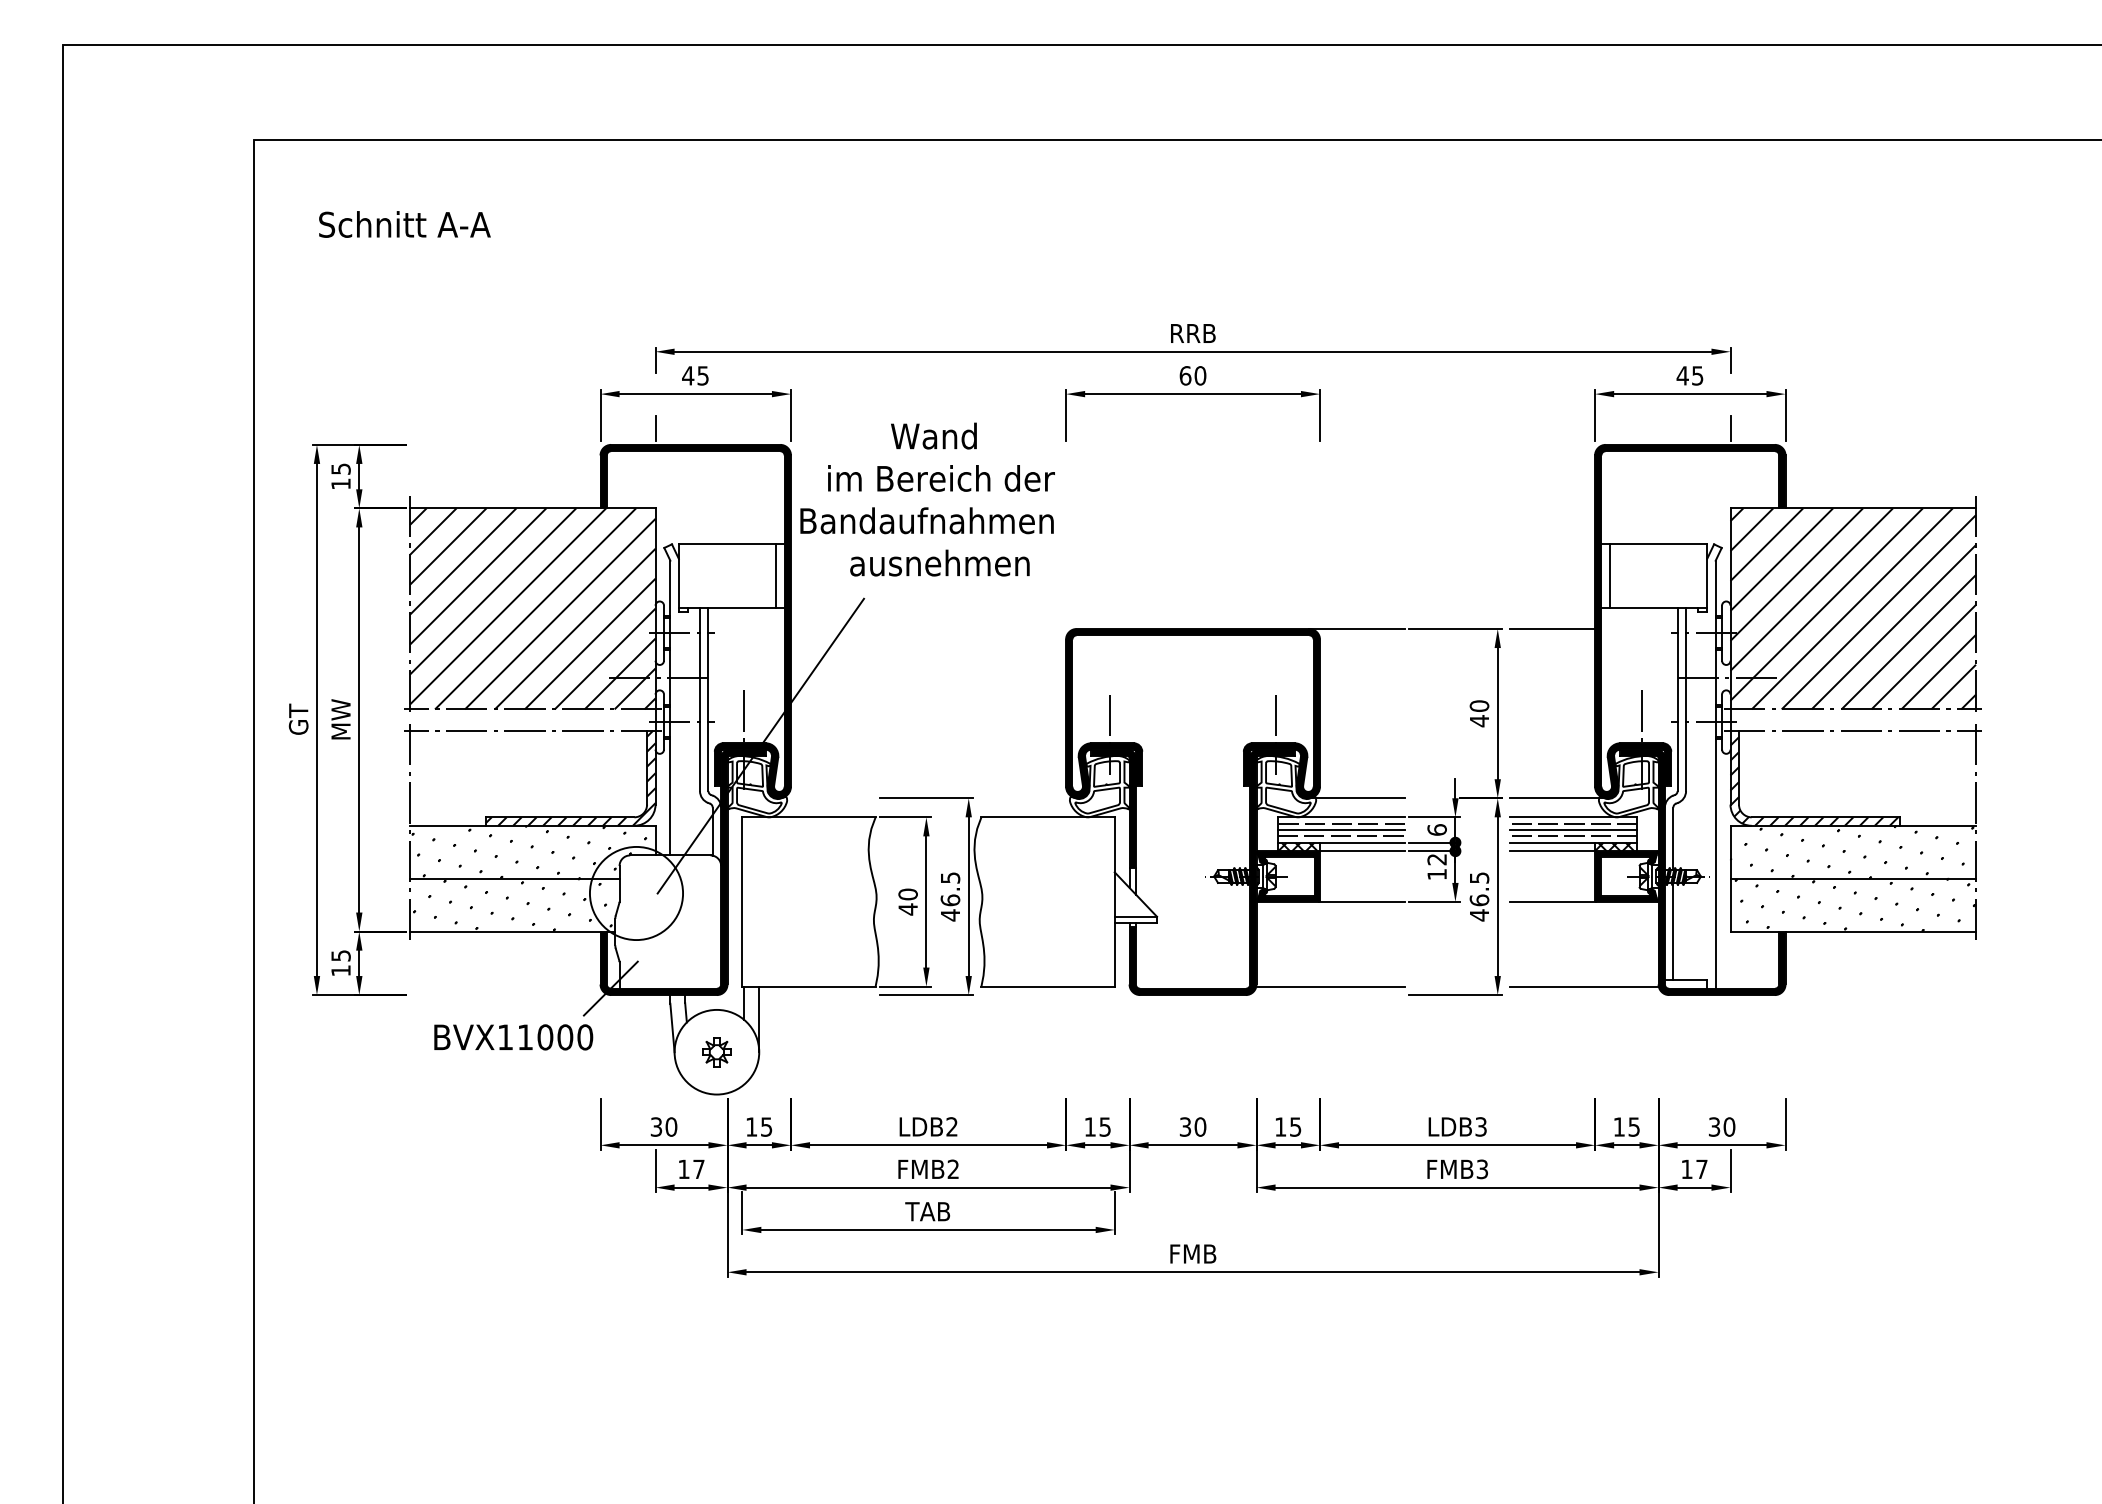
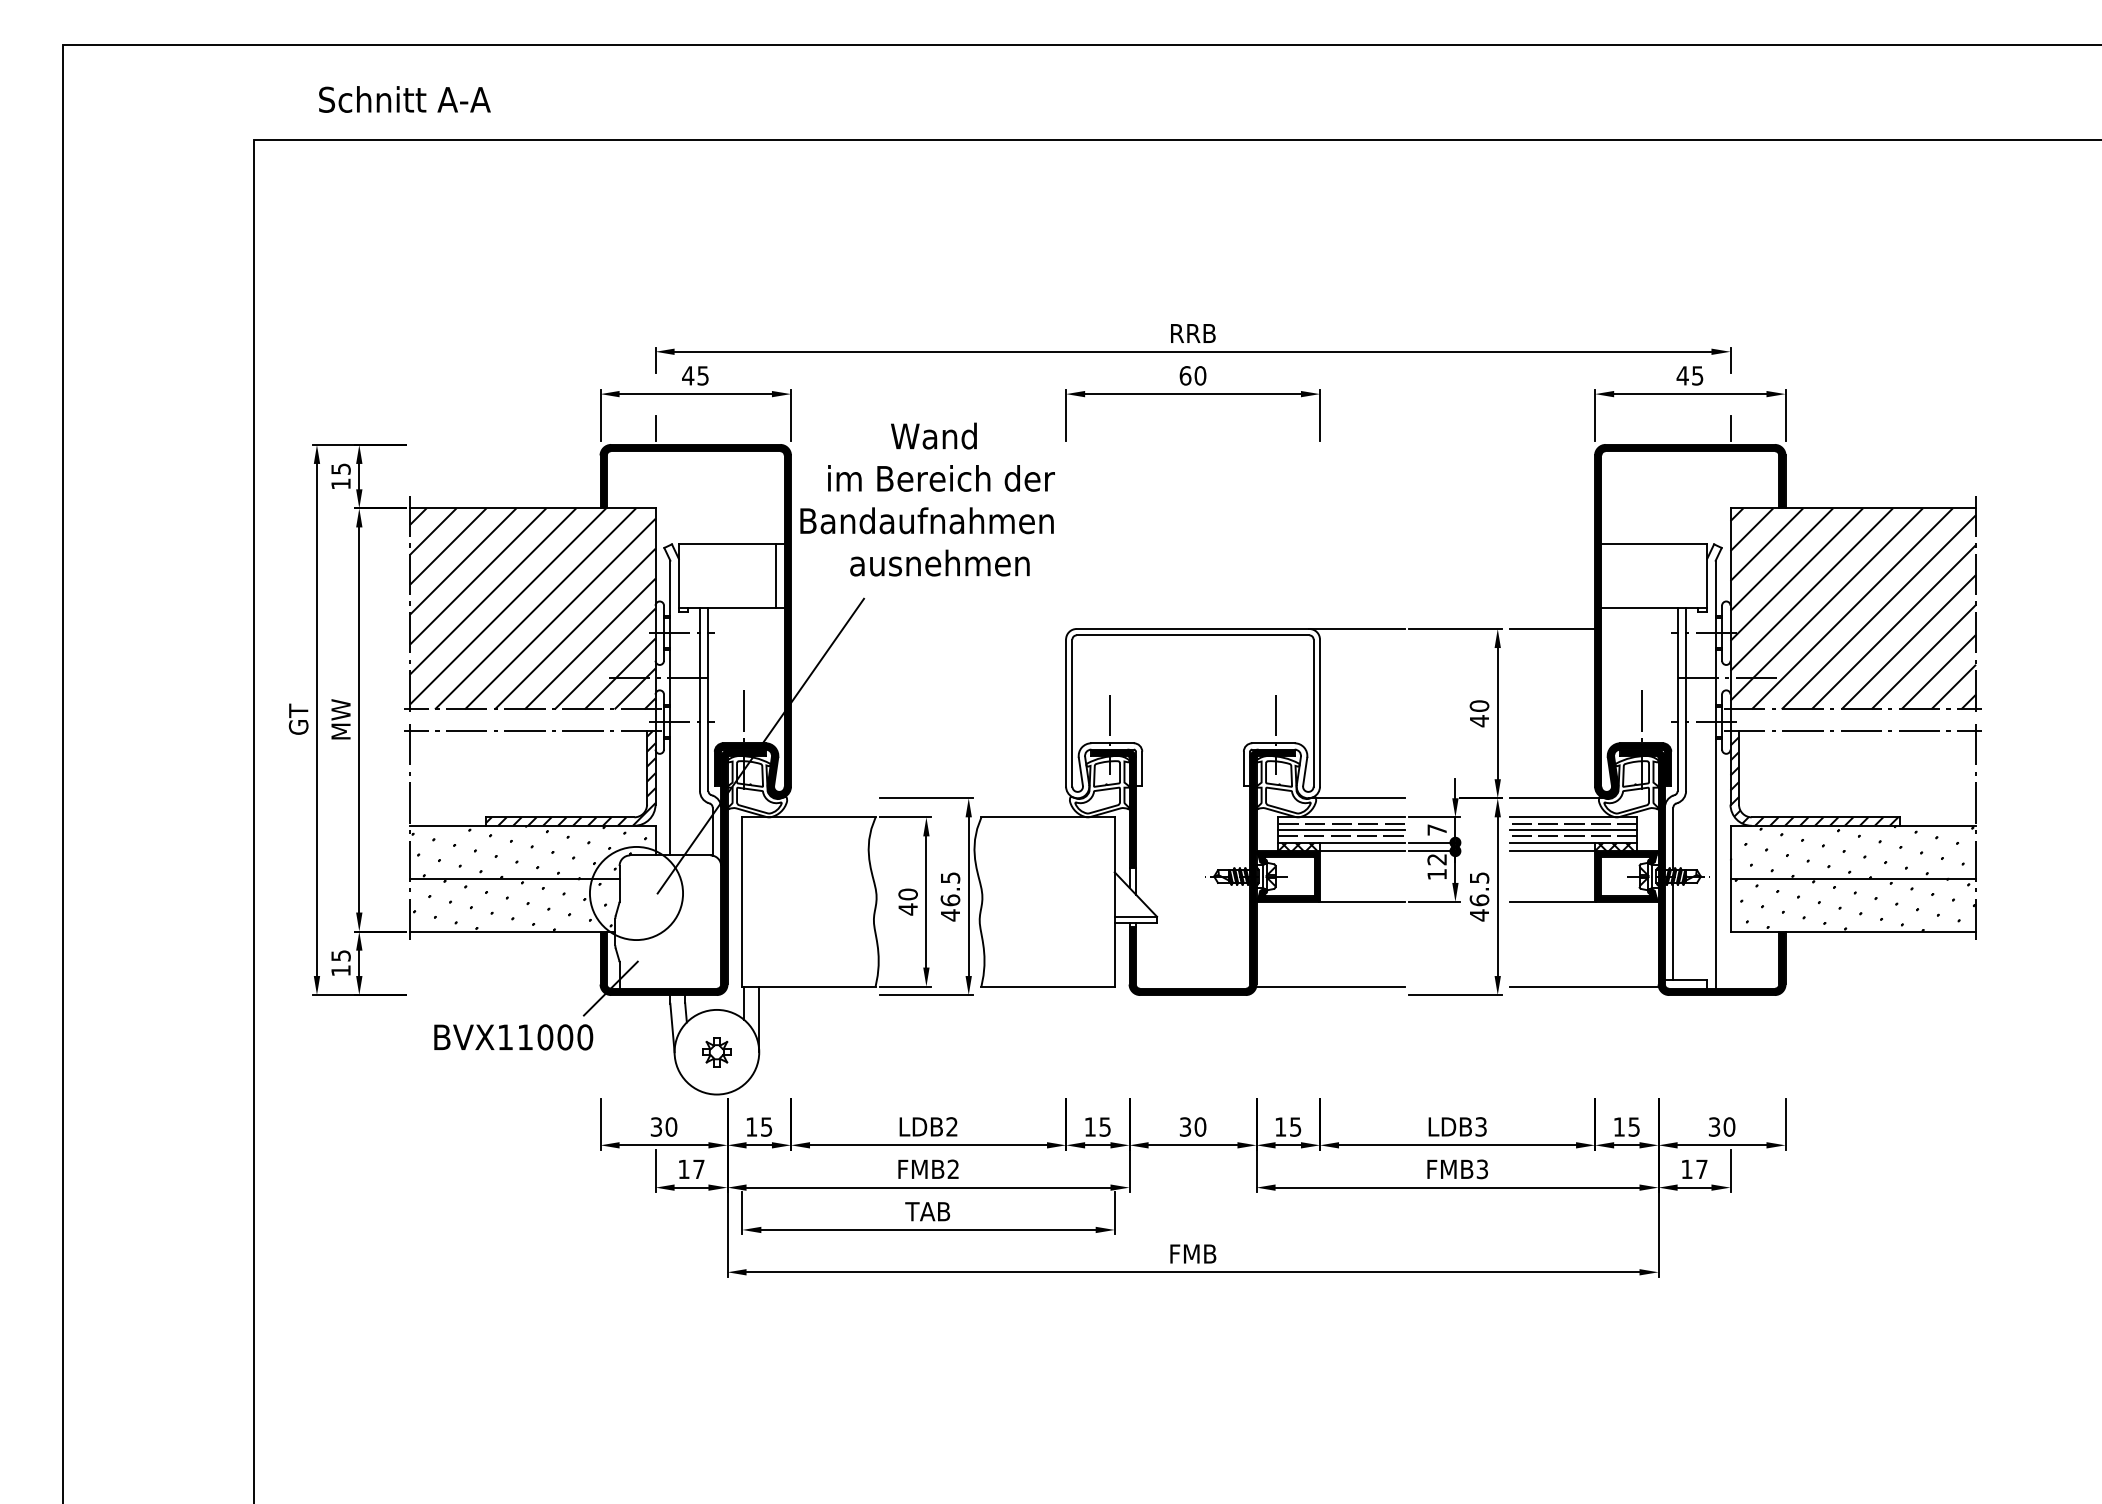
text position: (404, 224) -> (404, 99) (404, 99)
line: present -> none (1609, 575)
fill: present -> none (1193, 713)
text: 6 -> 7 (1436, 829)
